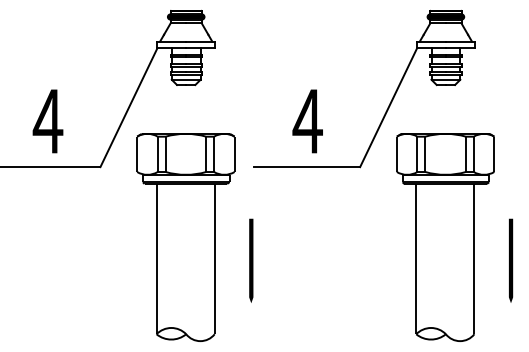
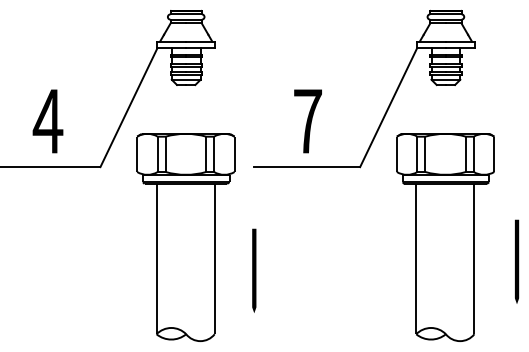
fill: present -> none (185, 16)
fill: present -> none (445, 16)
text: 4 -> 7 (307, 121)
line position: (251, 260) -> (254, 270) (254, 270)
line position: (511, 260) -> (517, 261) (517, 261)
